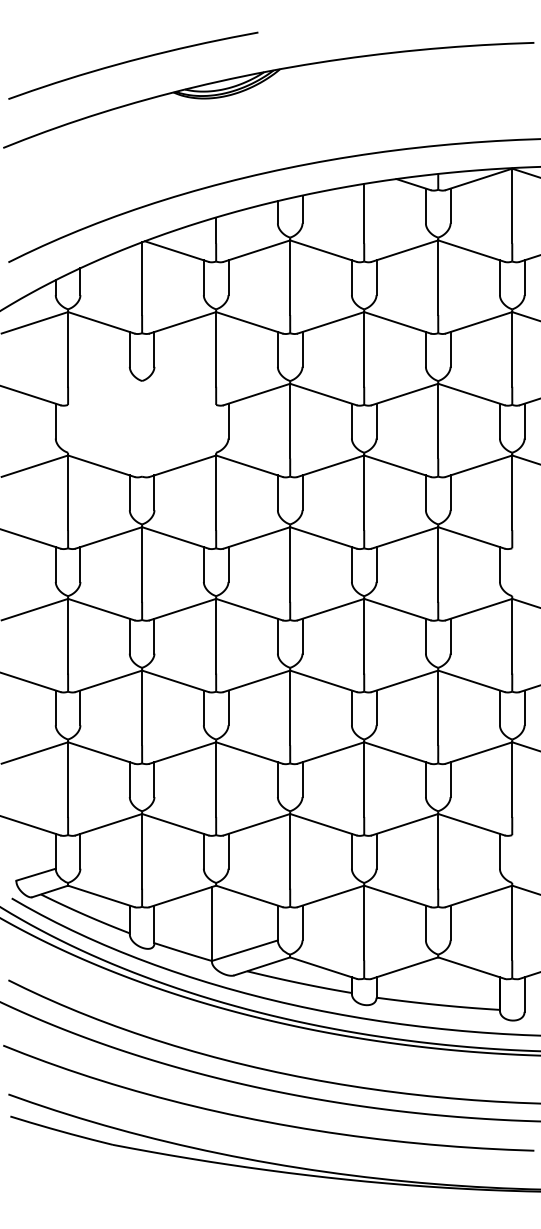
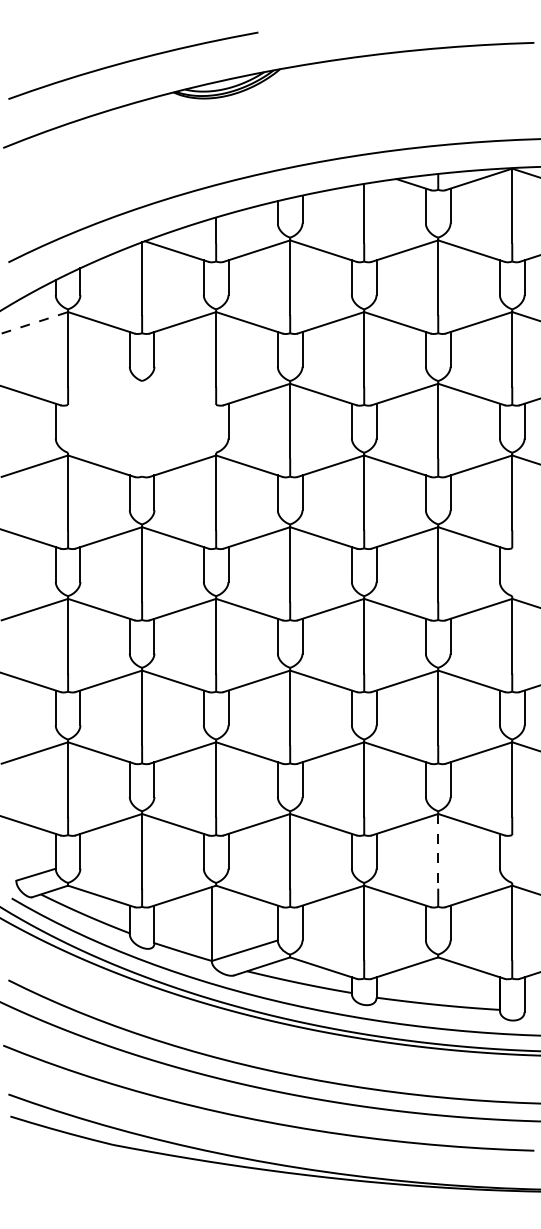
line: solid -> dashed (34, 322)
line: solid -> dashed (438, 851)
